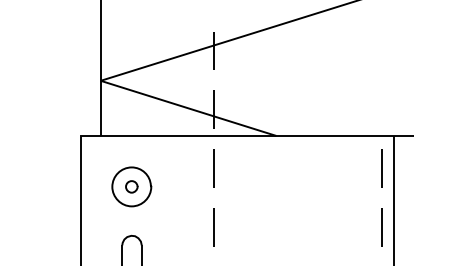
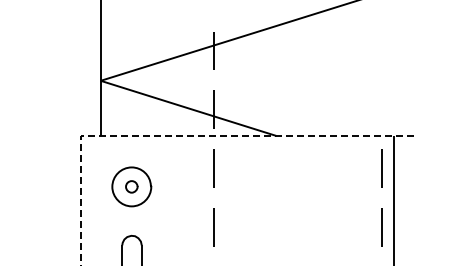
line: solid -> dashed (182, 135)
